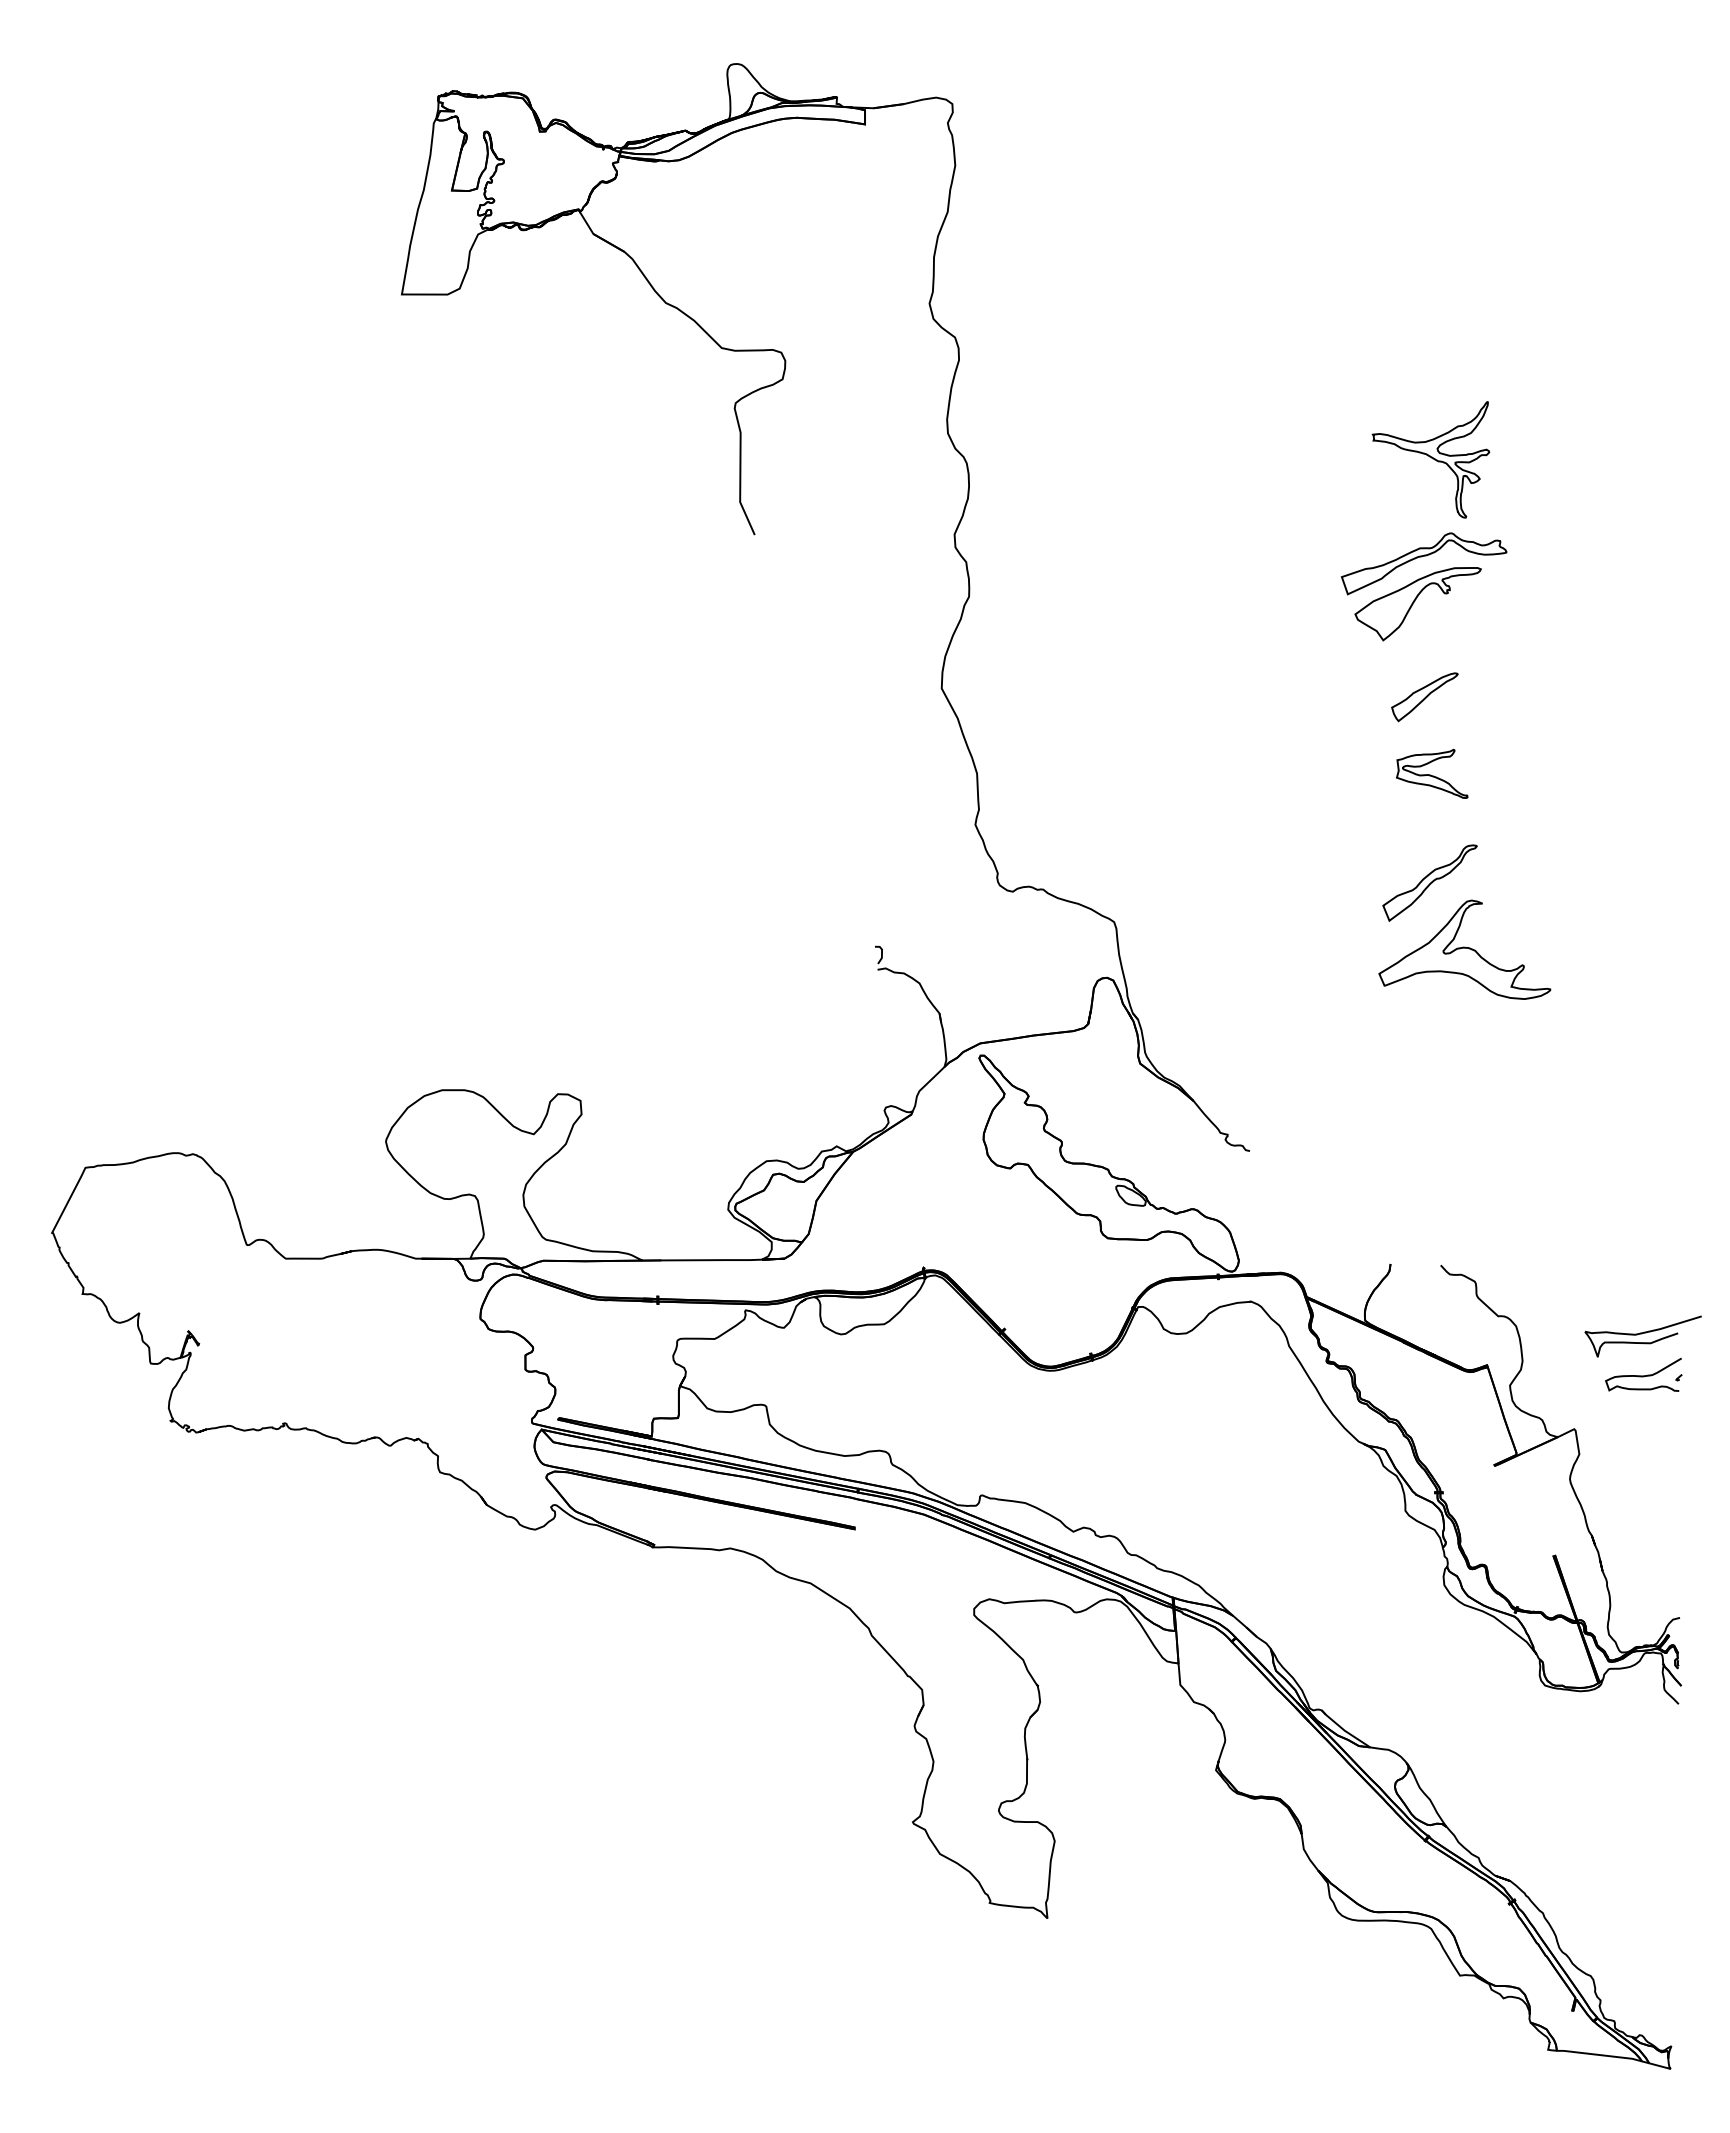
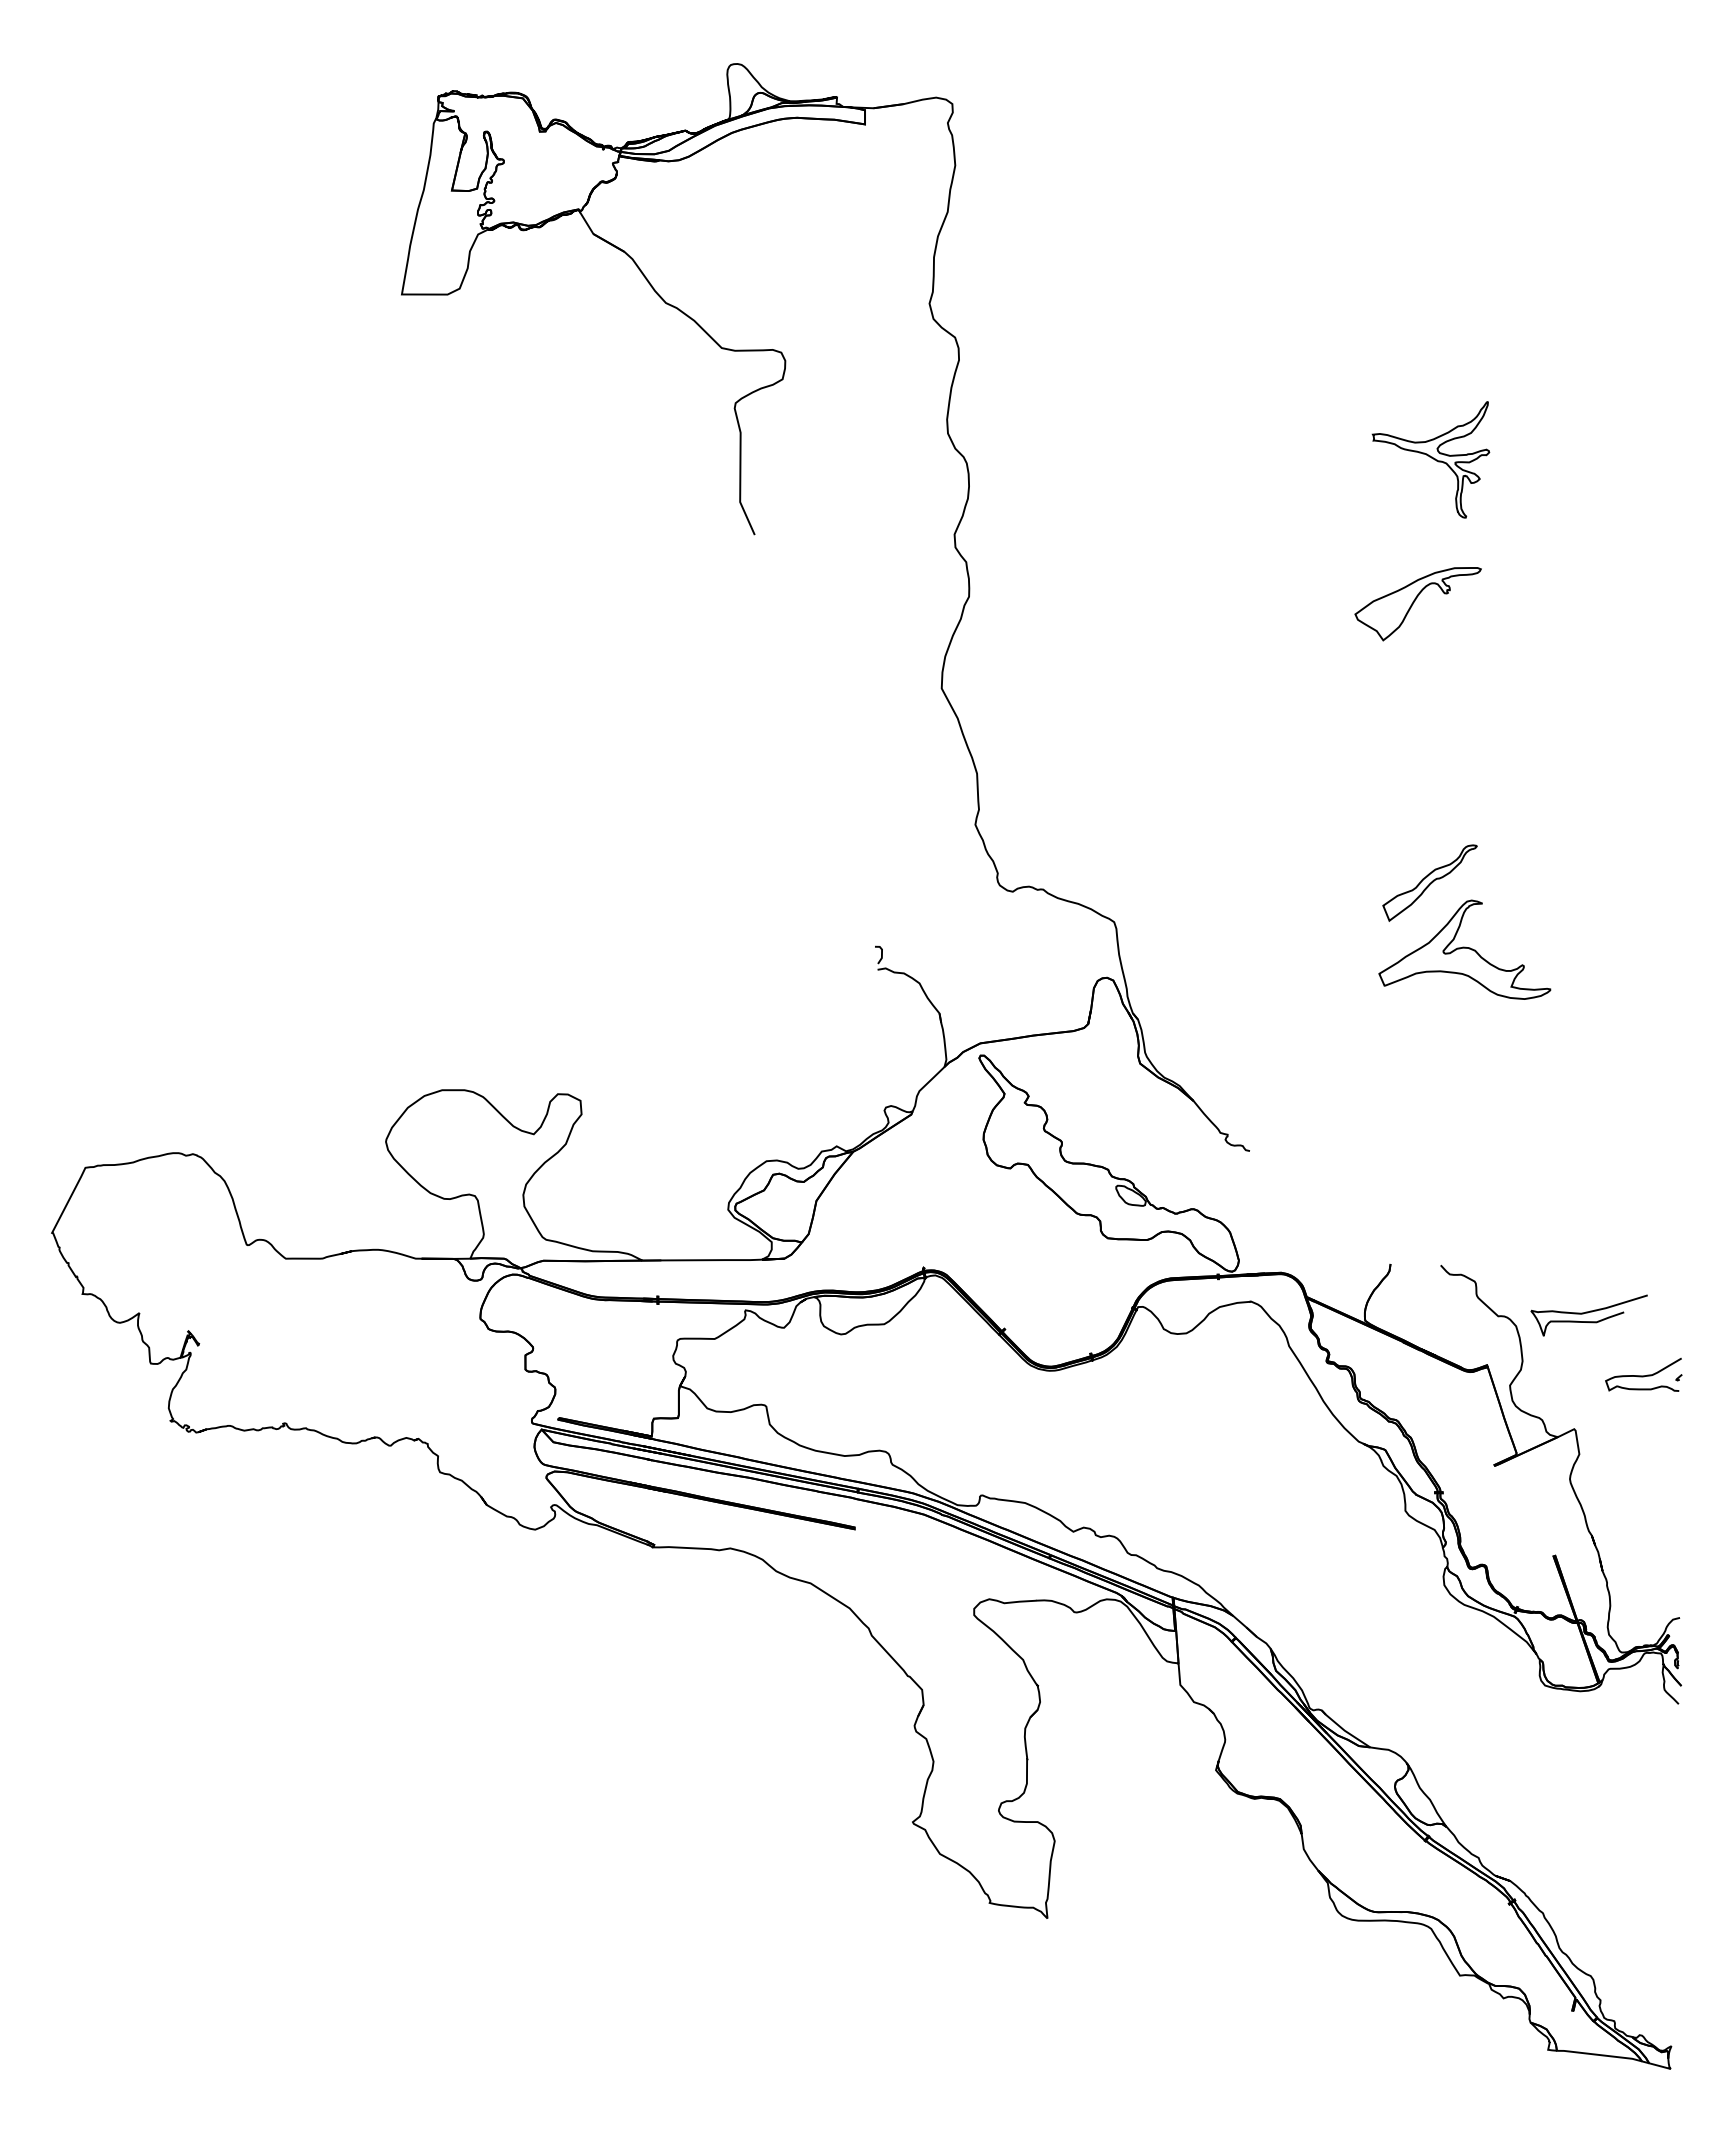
part: present -> none (1421, 557)
part: present -> none (1424, 697)
part: present -> none (1432, 773)
curve position: (1642, 1334) -> (1588, 1313) (1588, 1313)
